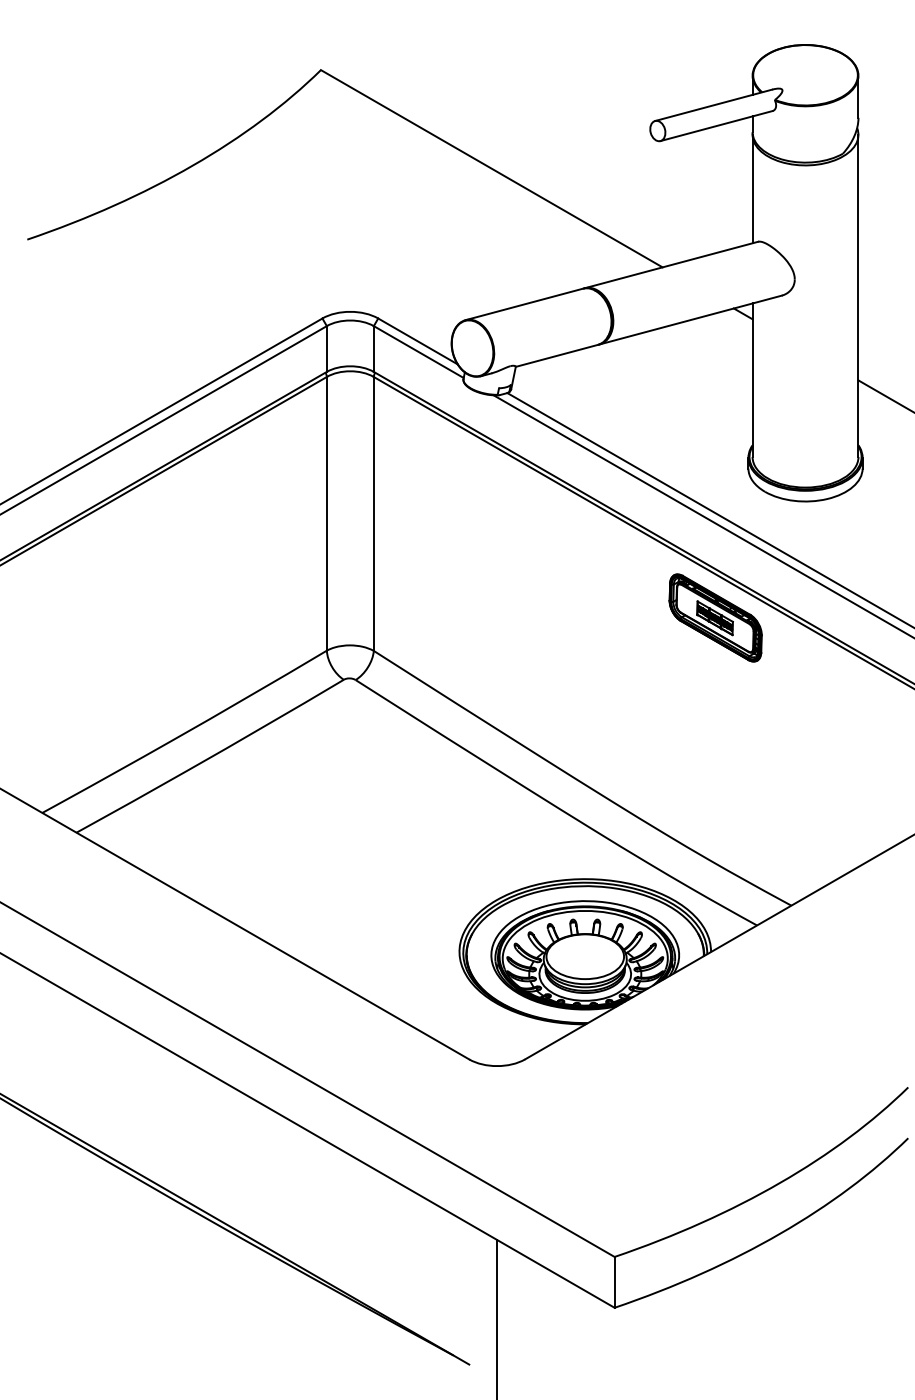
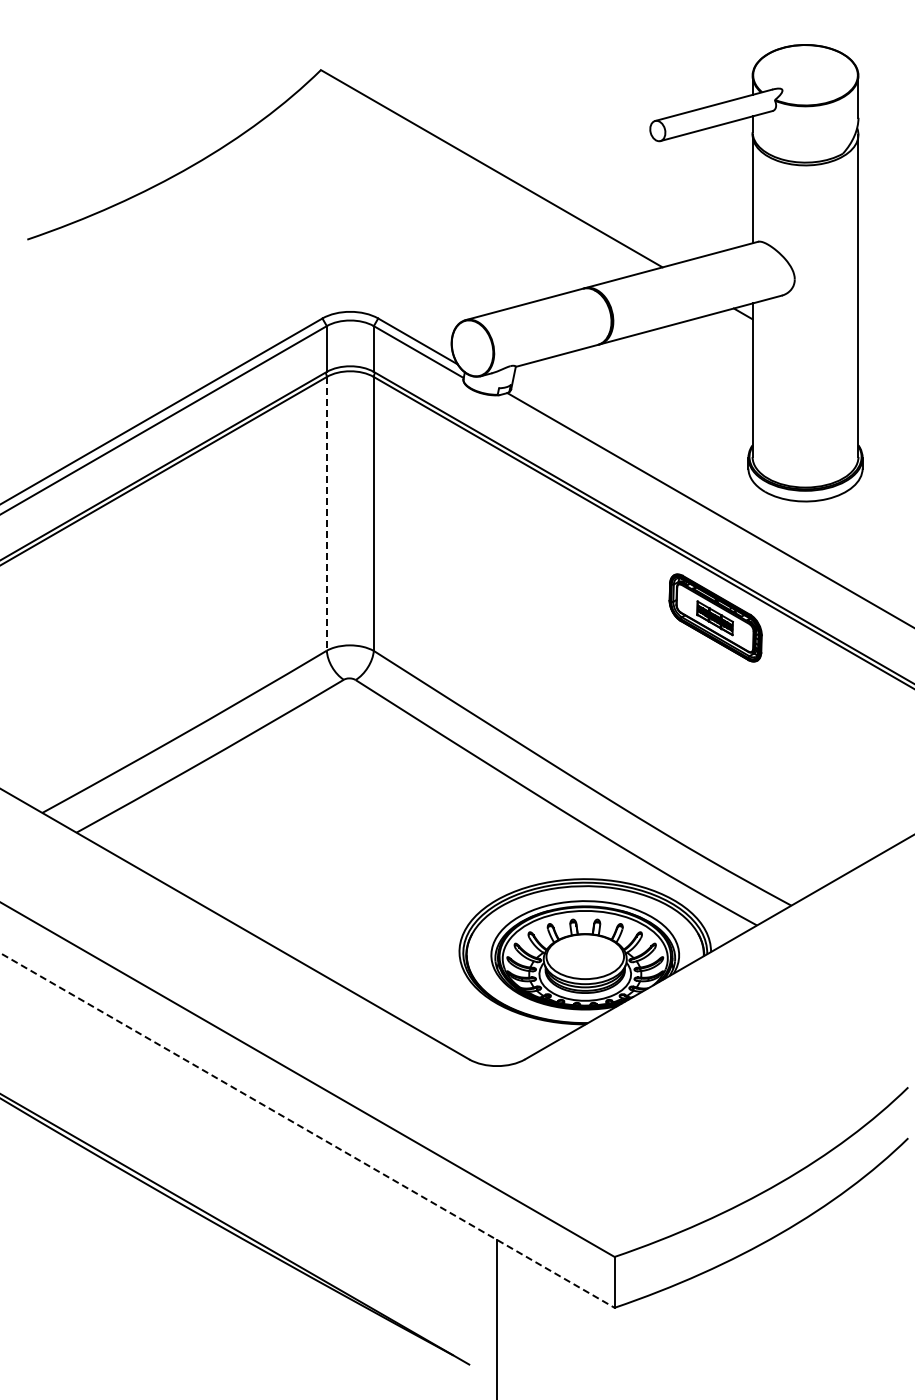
line: present -> none (884, 395)
line: solid -> dashed (326, 513)
line: present -> none (702, 515)
line: solid -> dashed (307, 1130)
